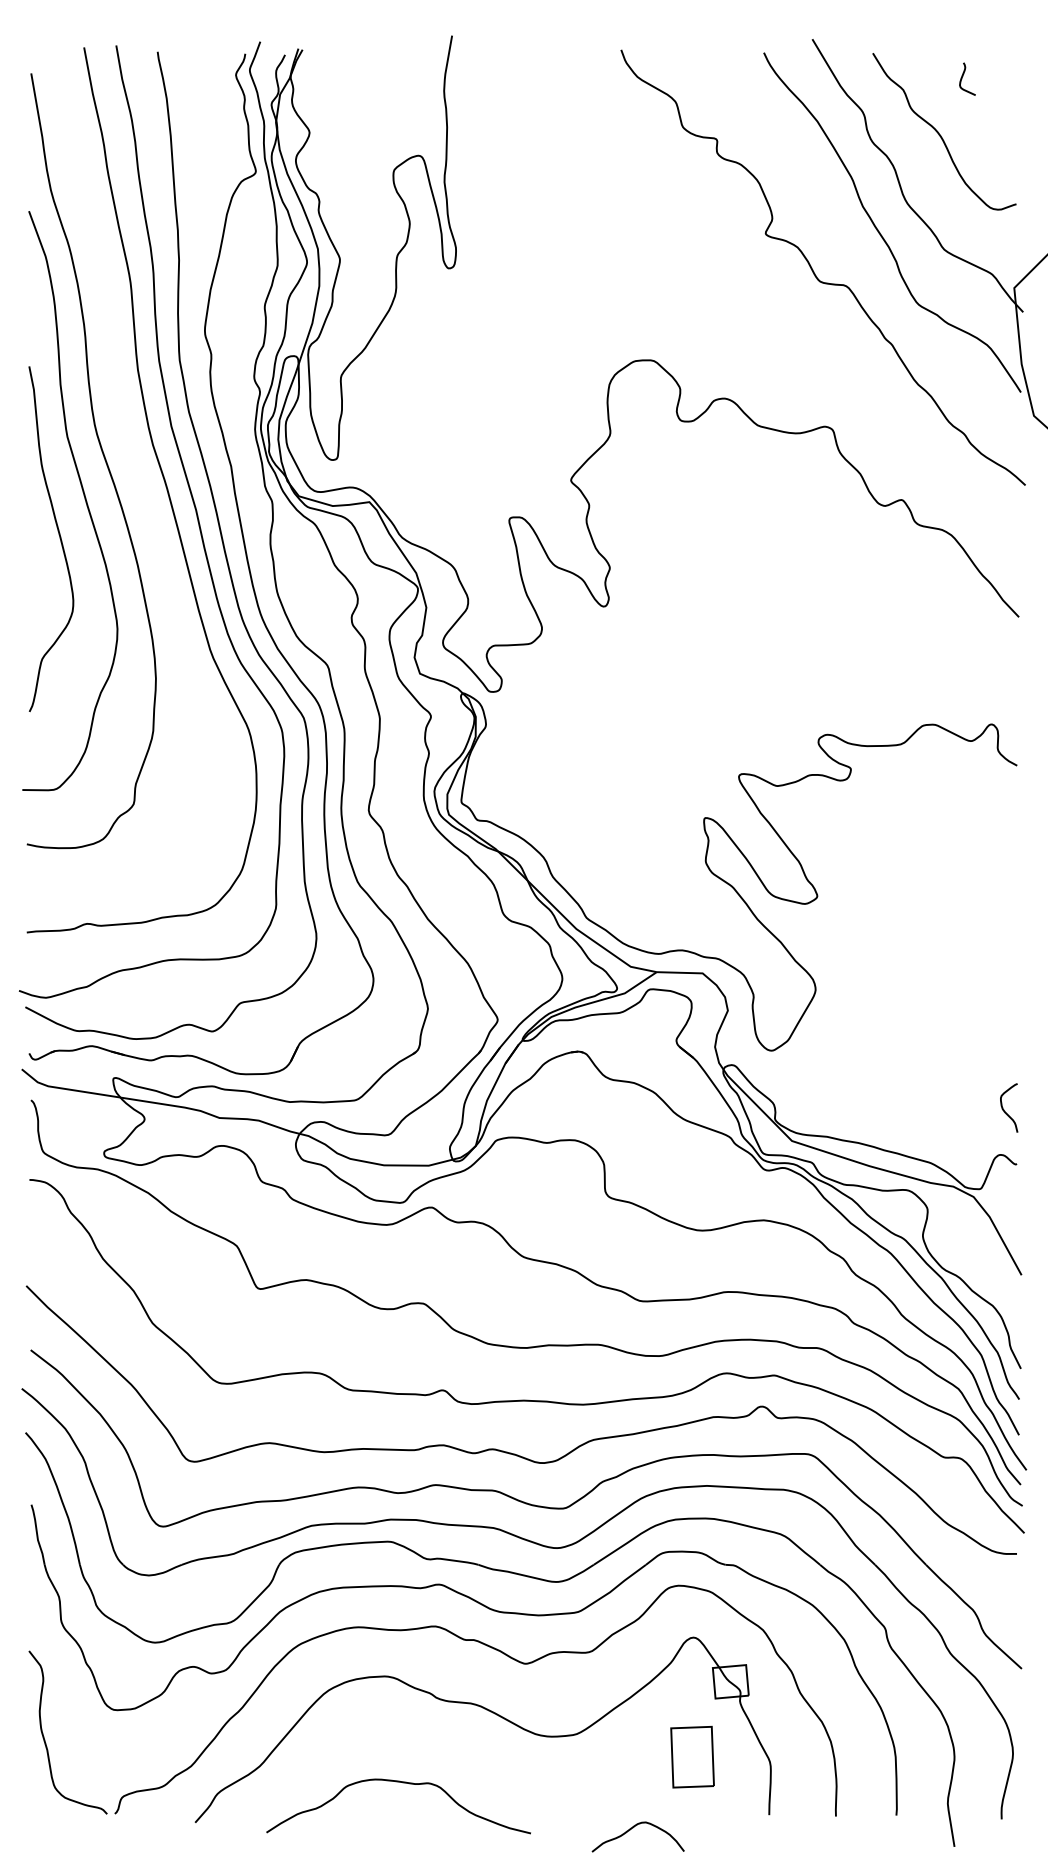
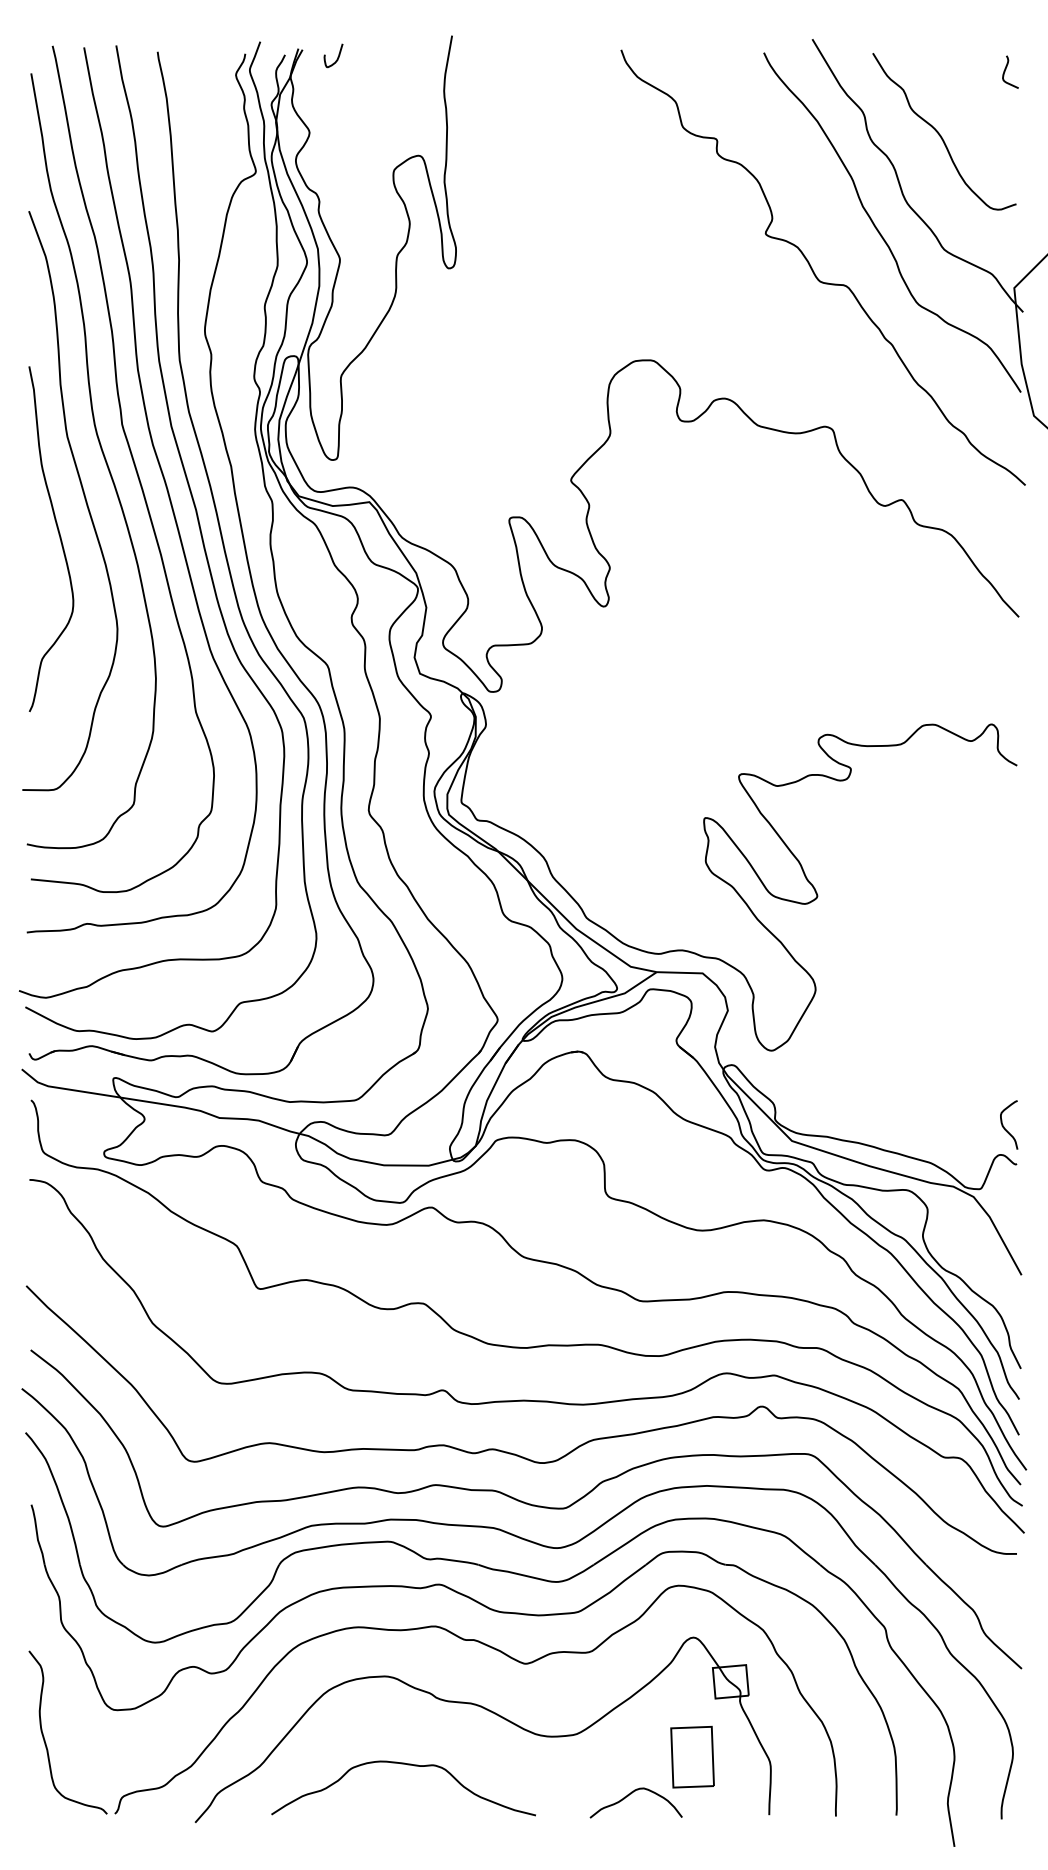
curve: none -> present (337, 56)
curve position: (963, 76) -> (1006, 69) (1006, 69)
curve: none -> present (133, 464)
curve position: (1004, 1109) -> (1004, 1126) (1004, 1126)
curve position: (402, 1783) -> (407, 1765) (407, 1765)
curve position: (633, 1828) -> (631, 1794) (631, 1794)
